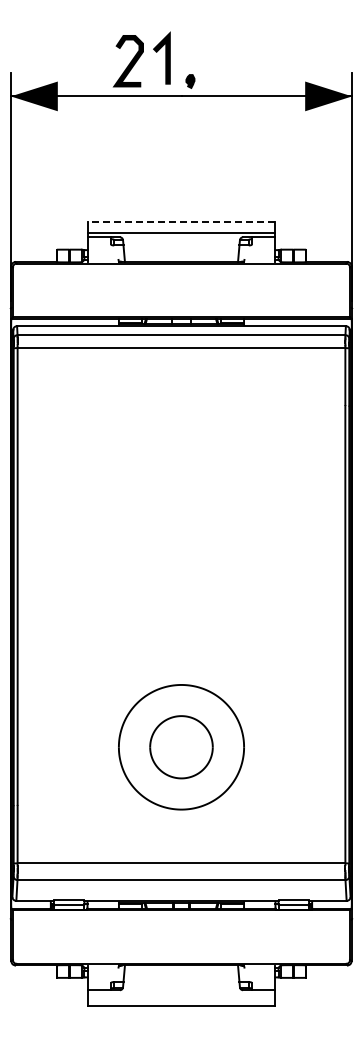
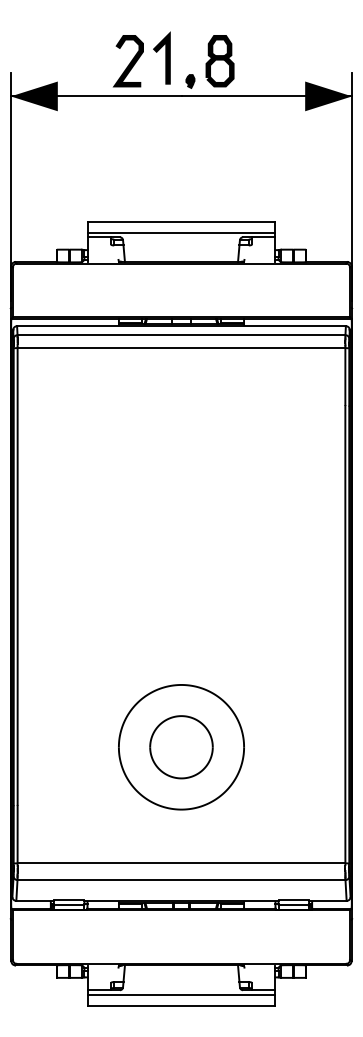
part: none -> present (219, 61)
line: dashed -> solid (181, 221)
line: none -> present (181, 994)
